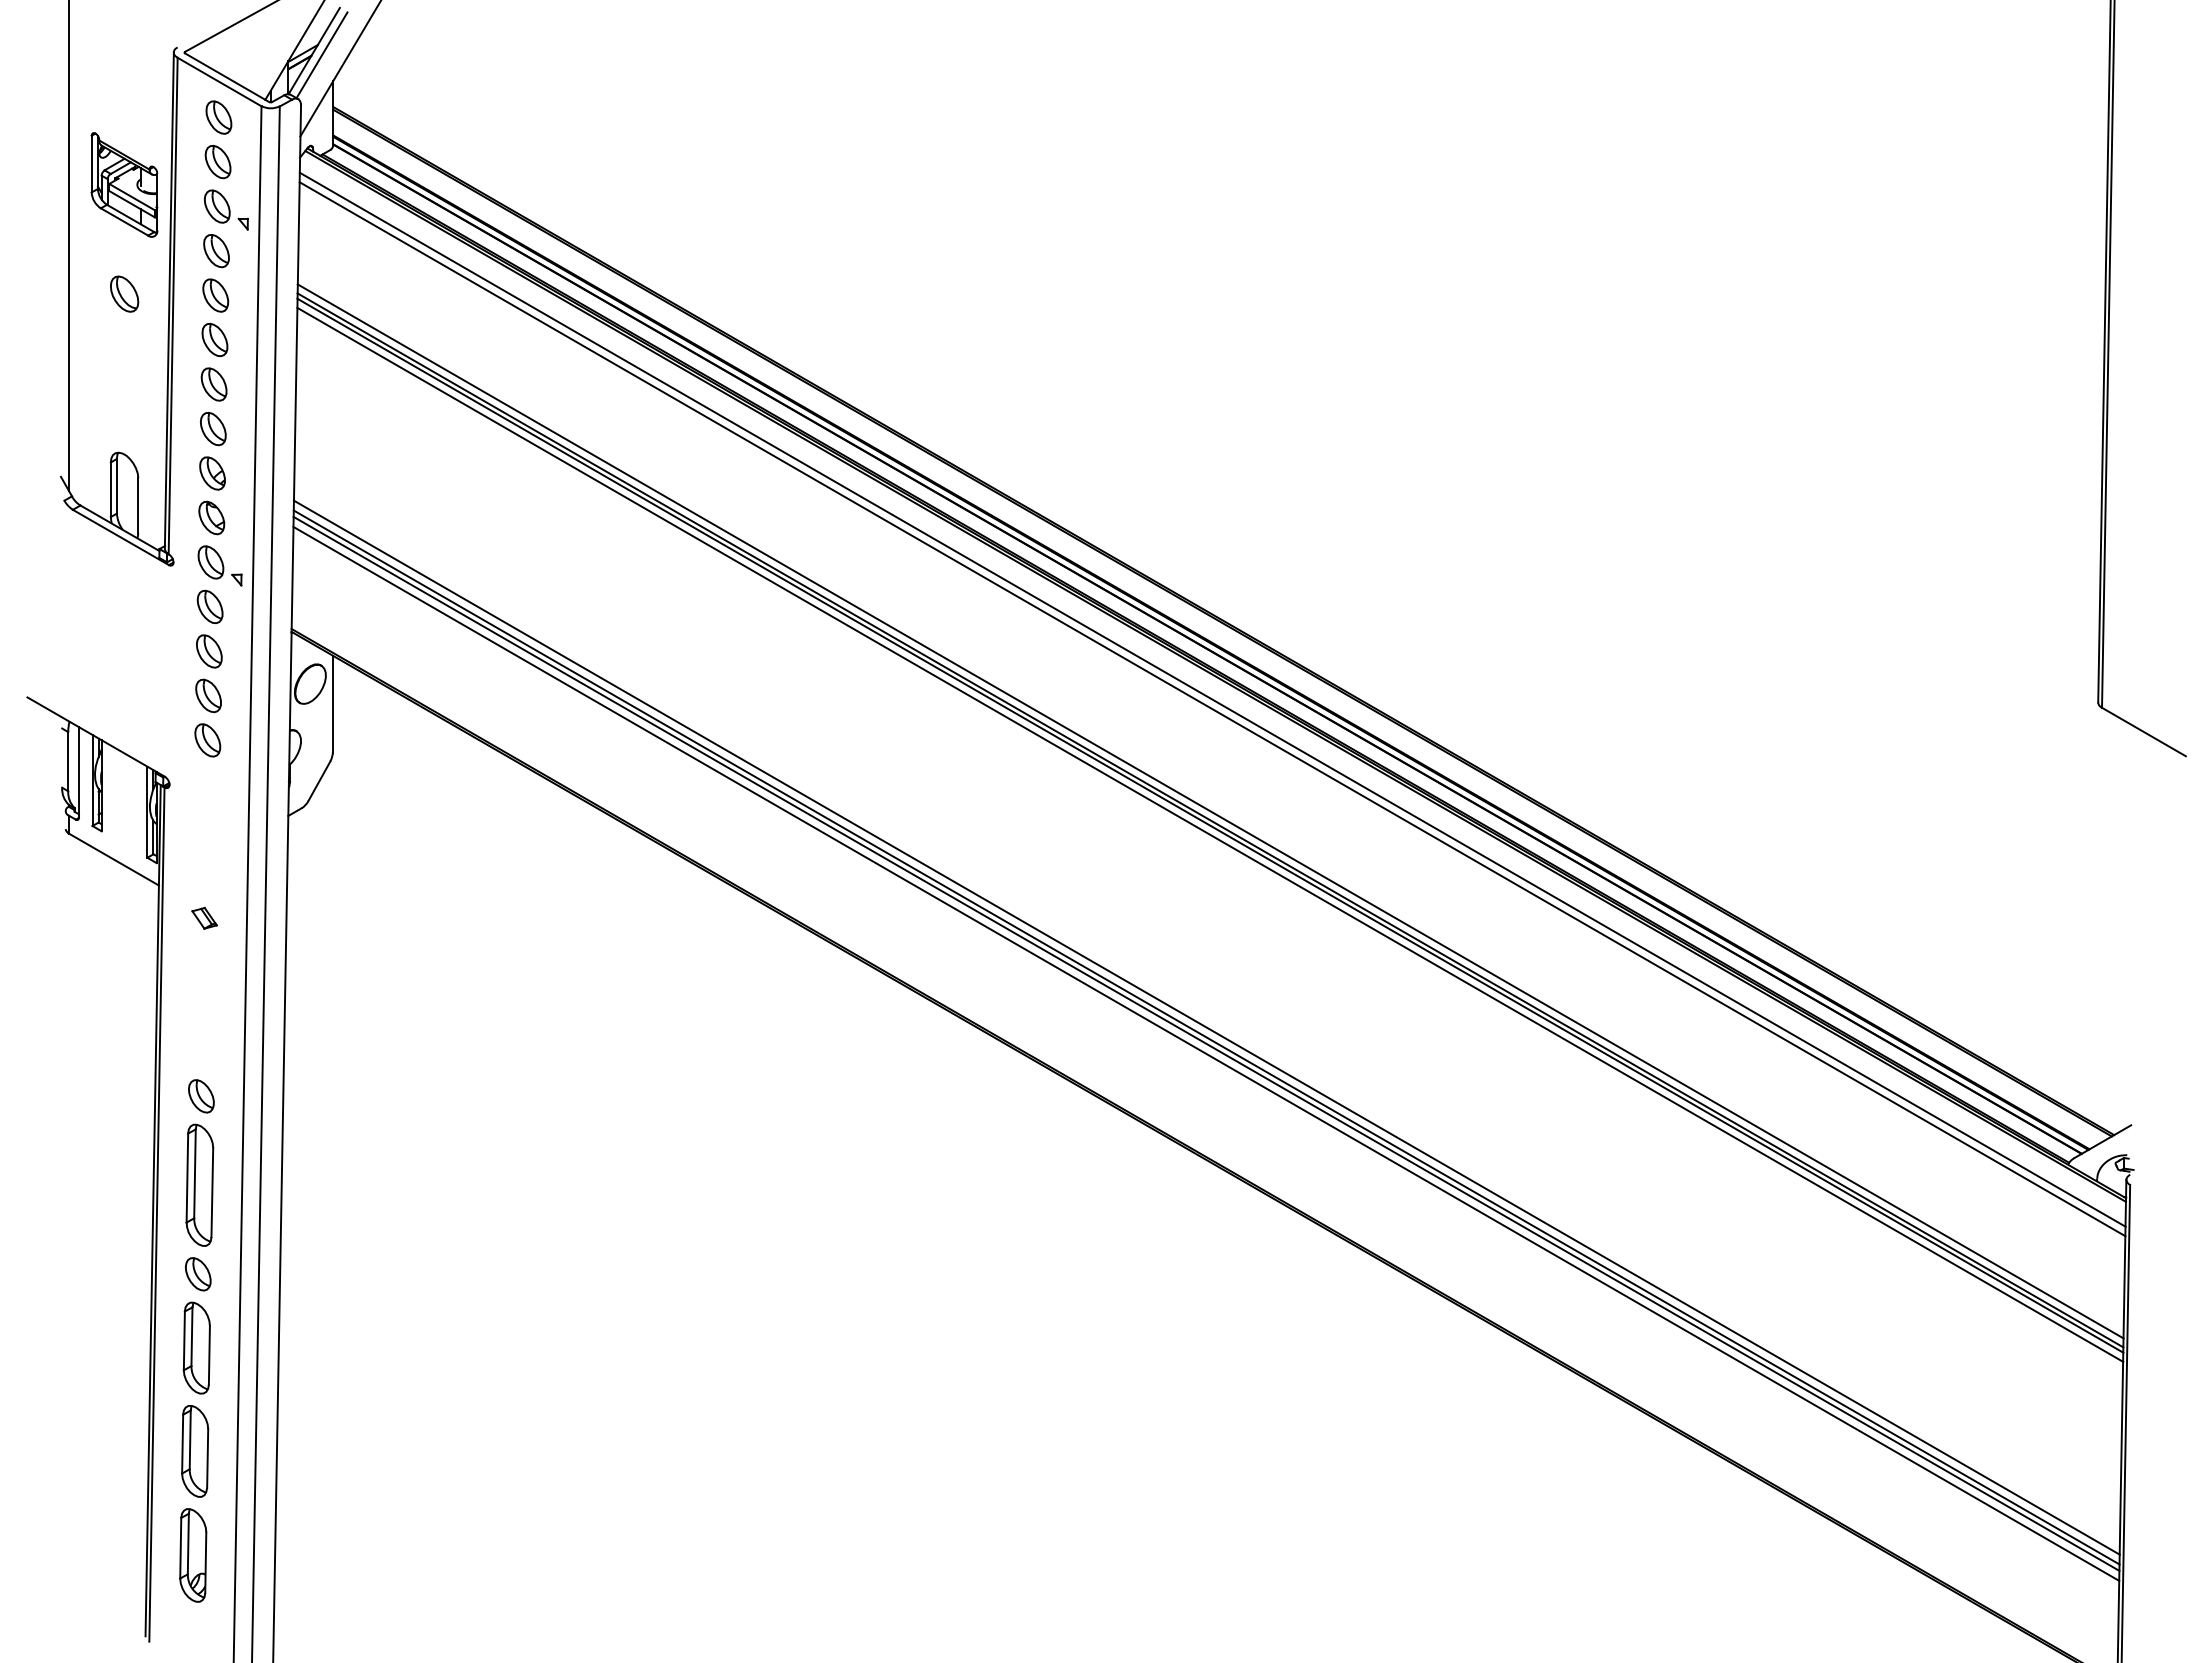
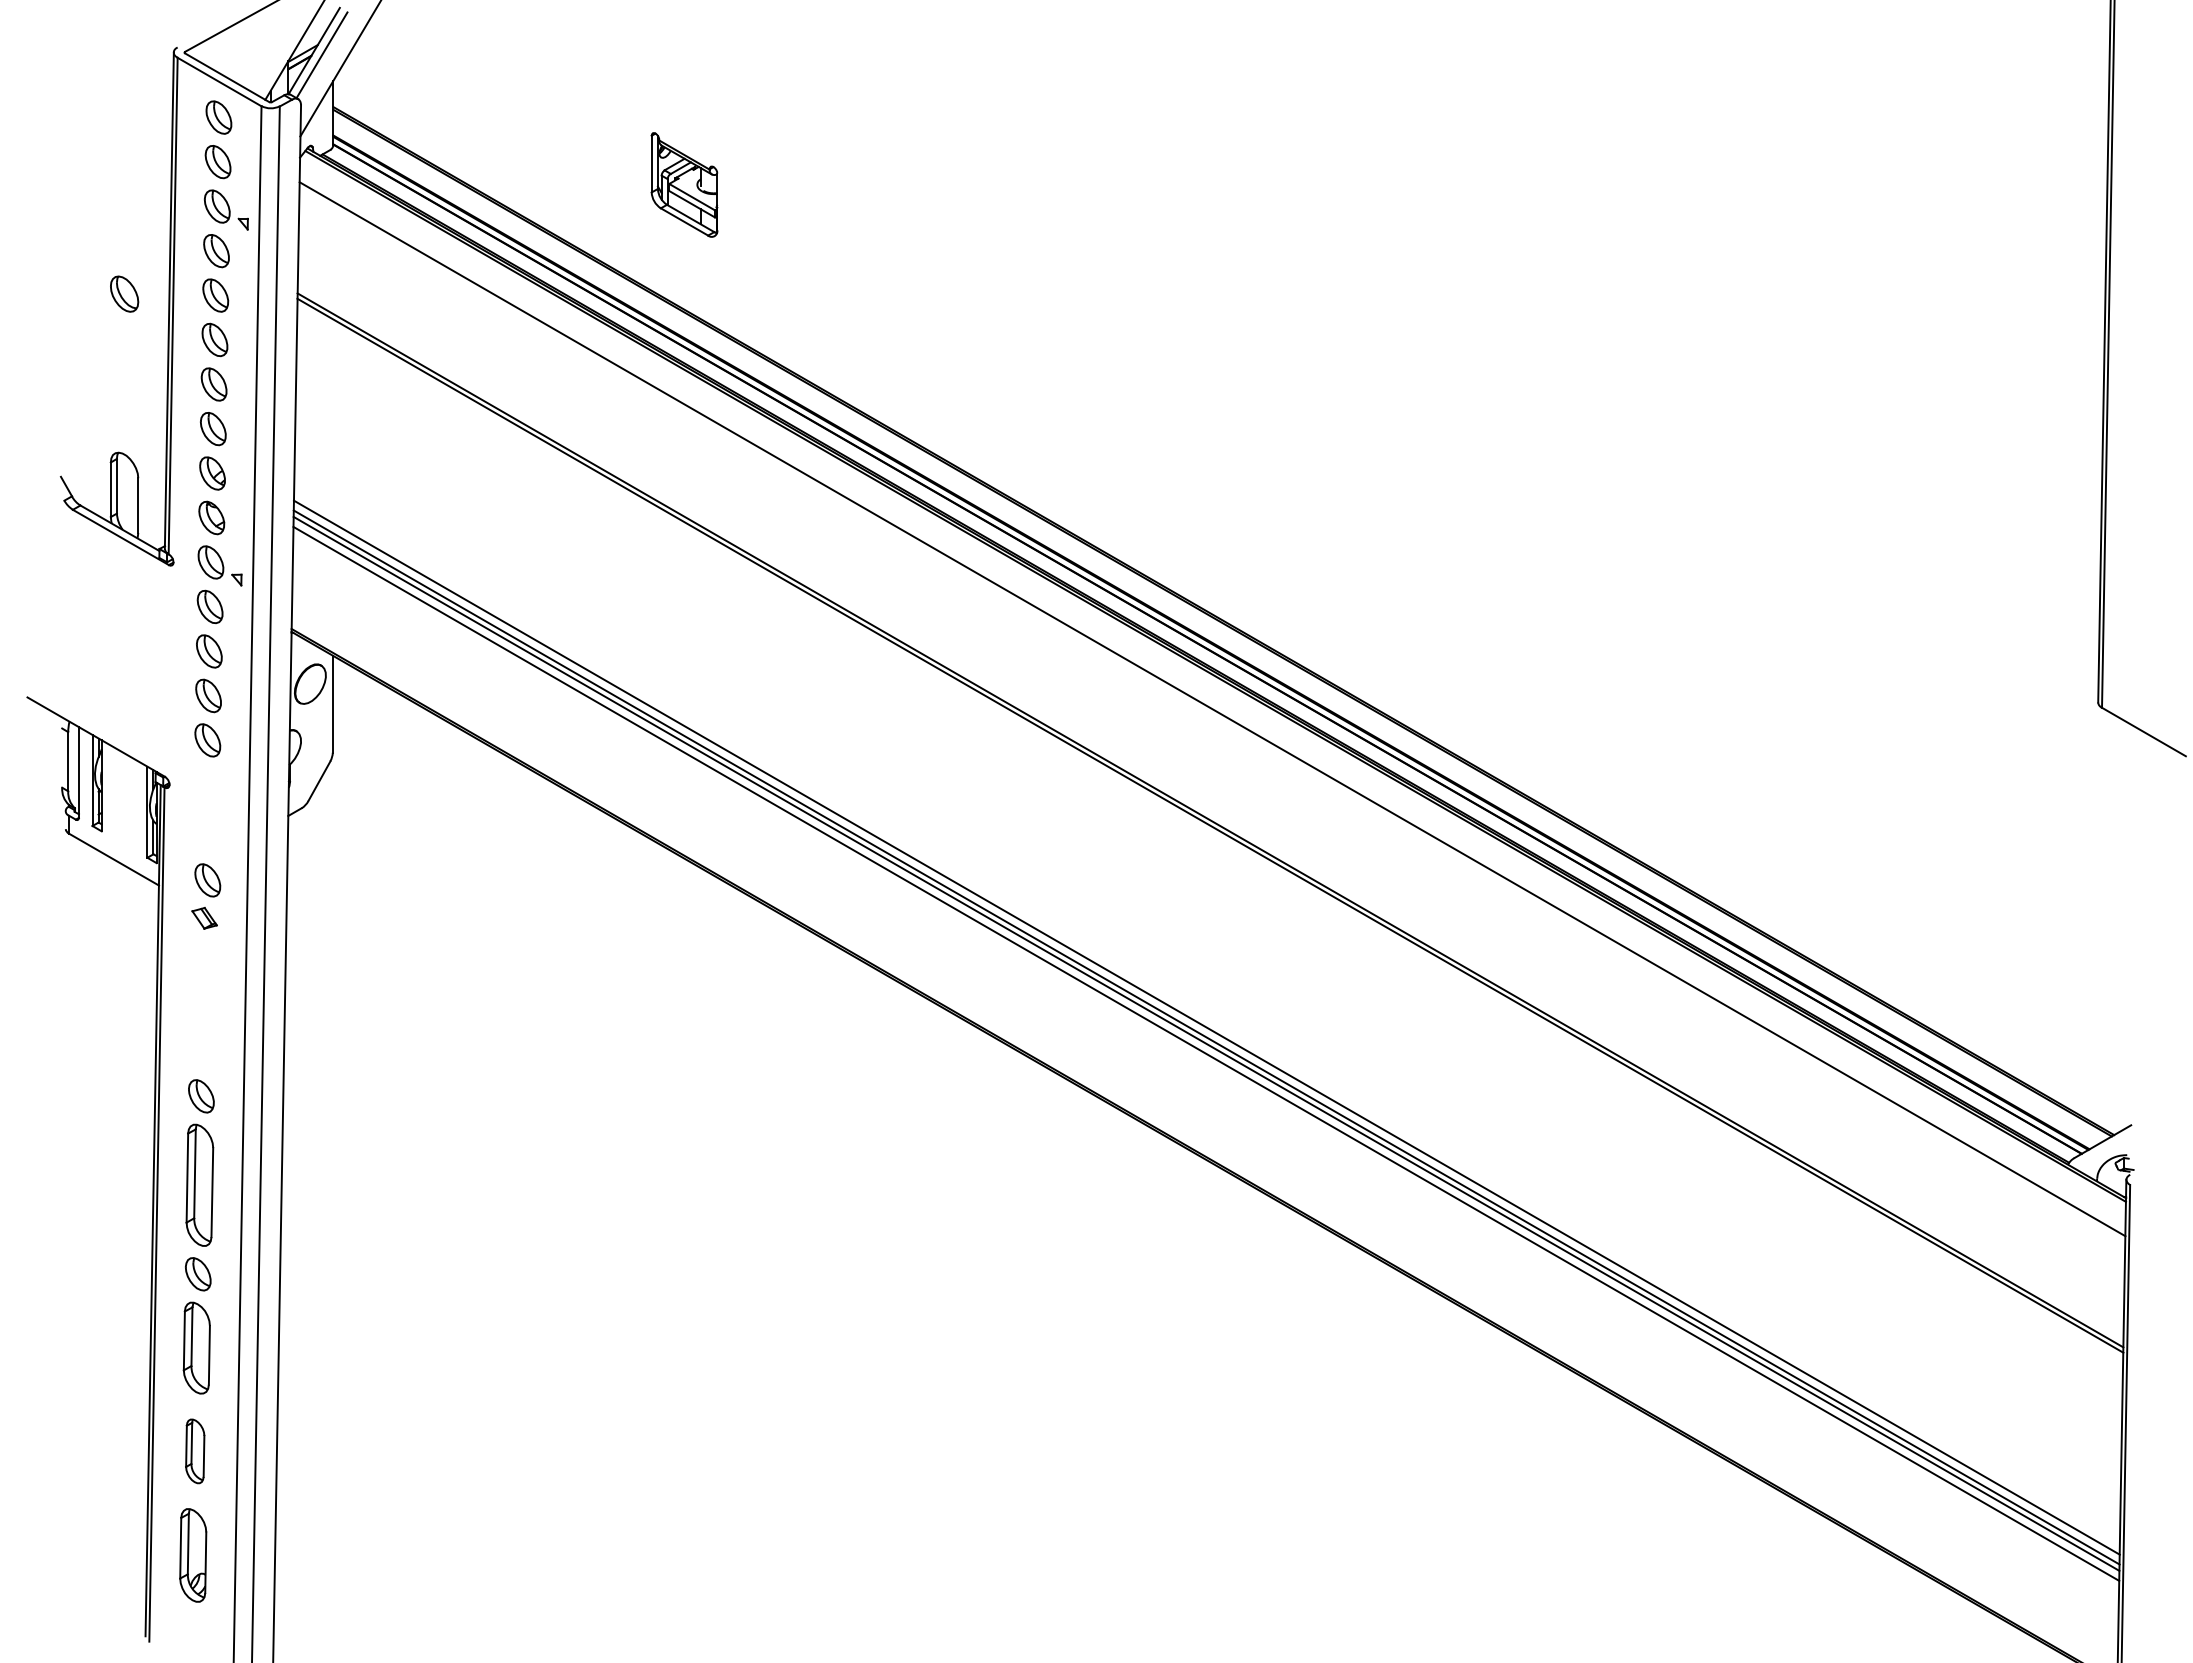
part position: (124, 184) -> (684, 184) (684, 184)
line: present -> none (68, 246)
line: present -> none (1212, 699)
line: present -> none (1210, 811)
line: present -> none (1210, 834)
part: none -> present (207, 880)
part size: 29x93 px -> 21x67 px (195, 1451)
